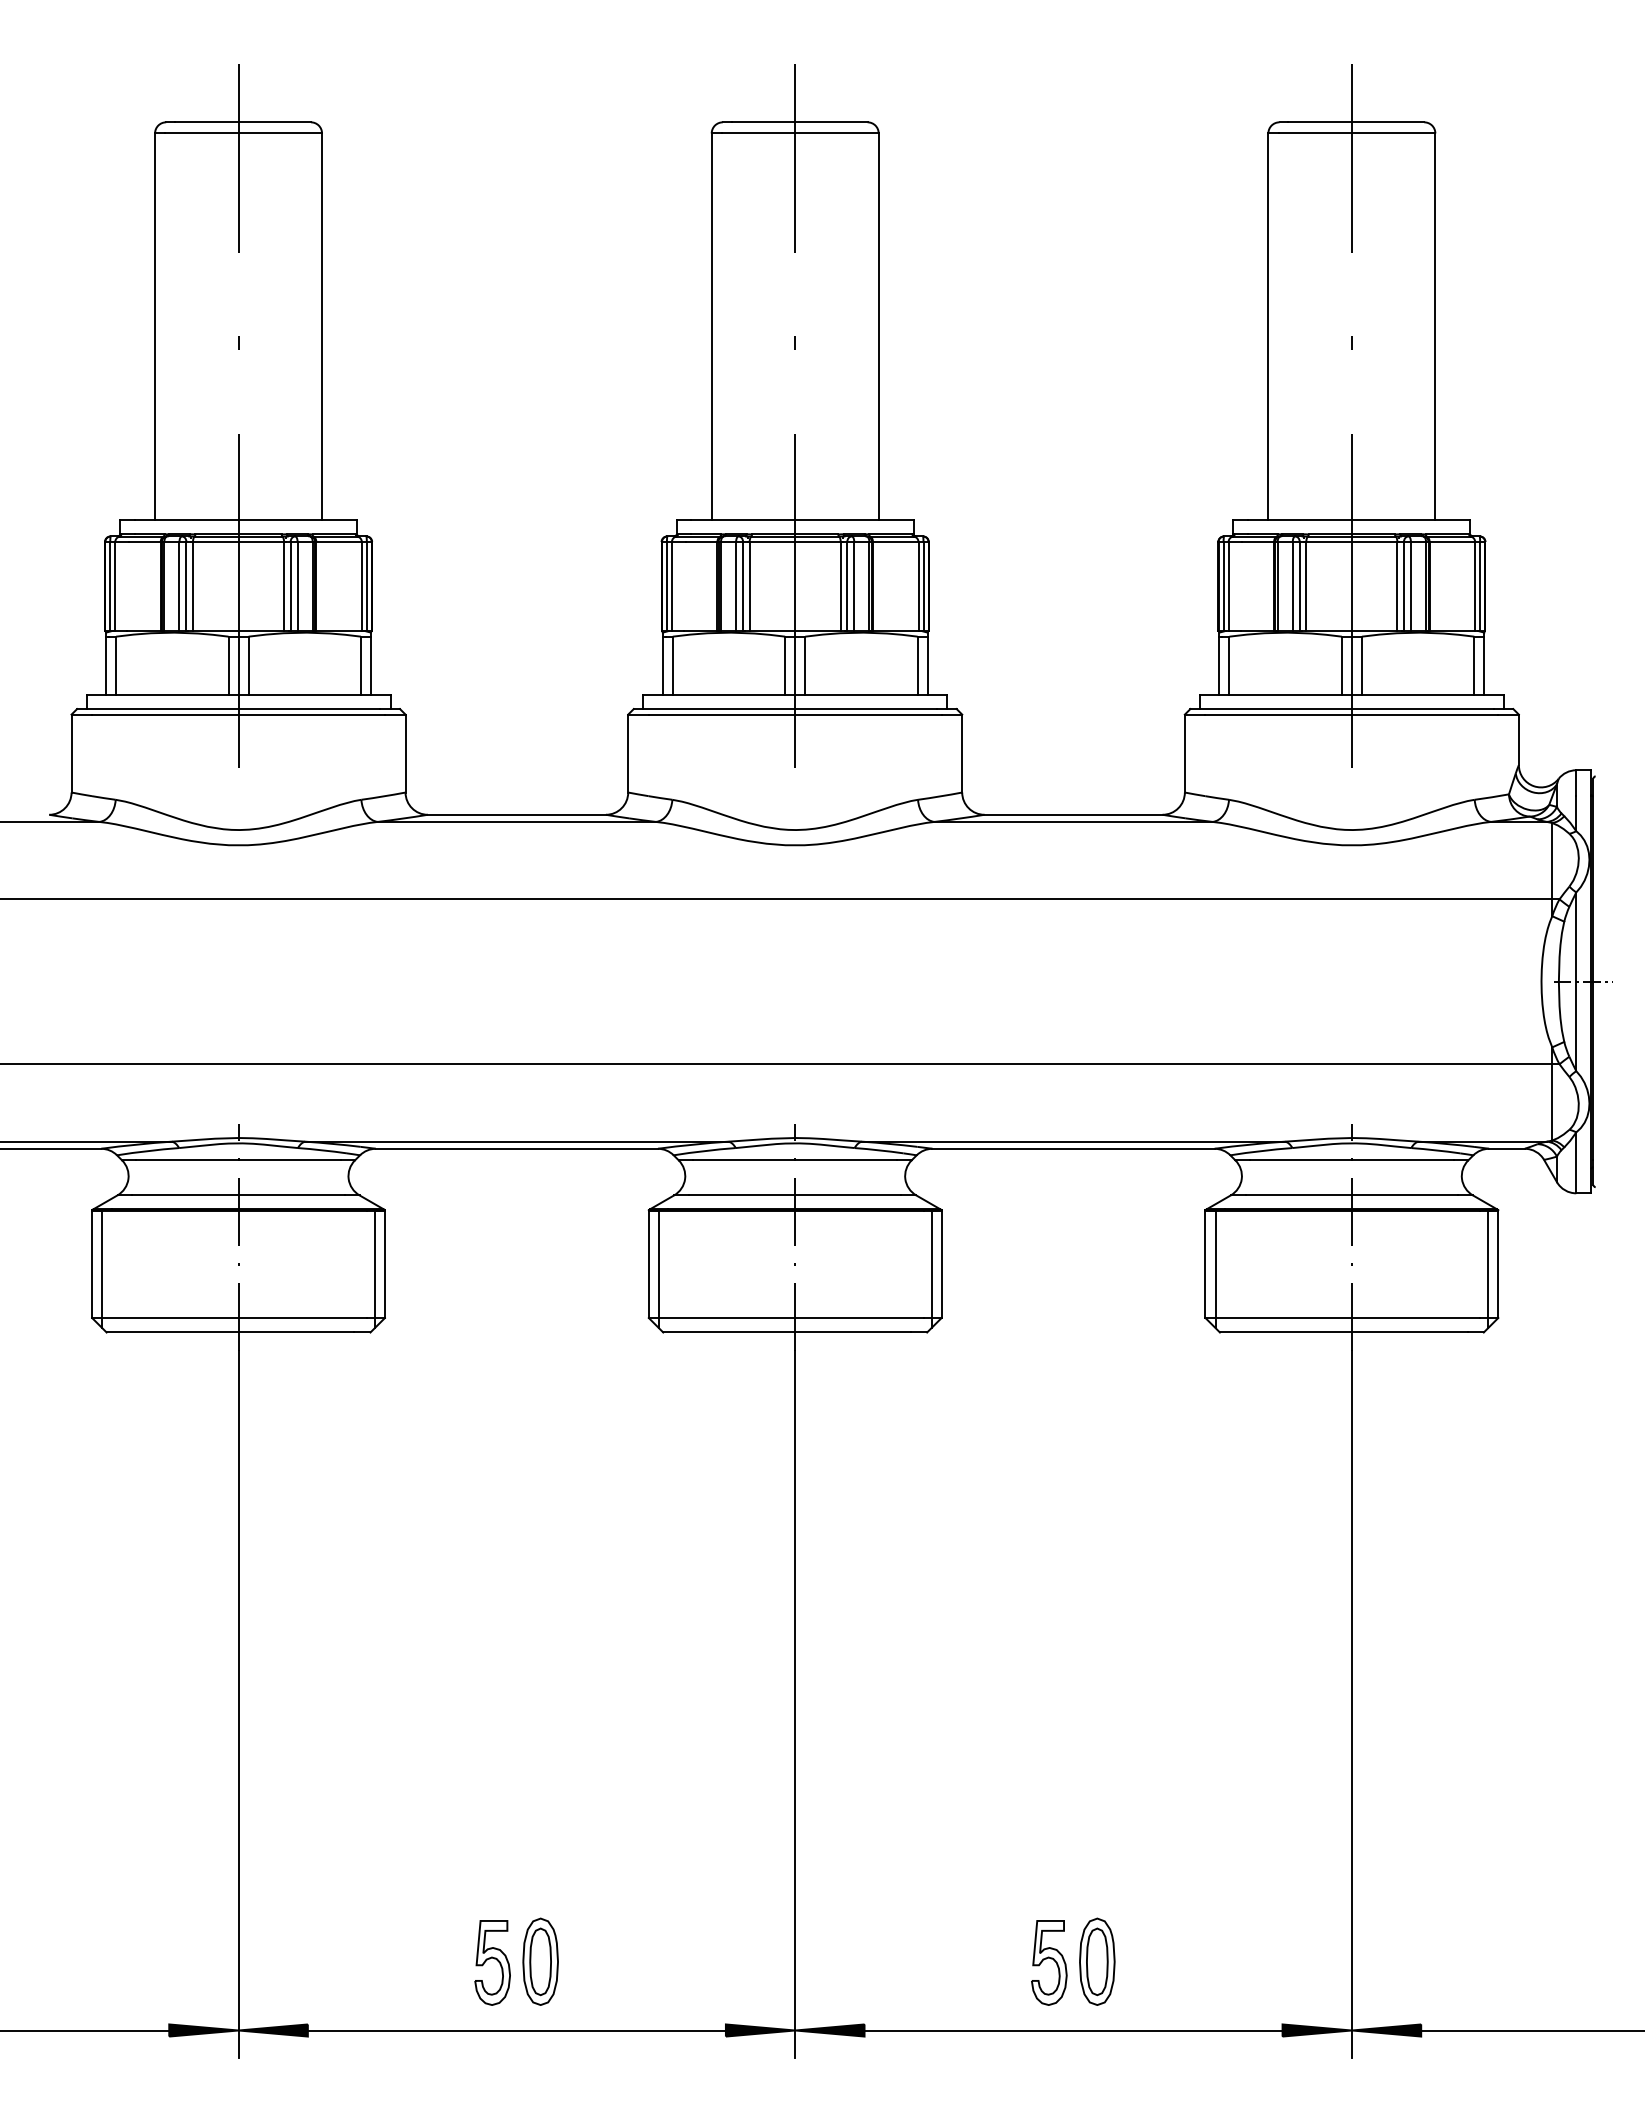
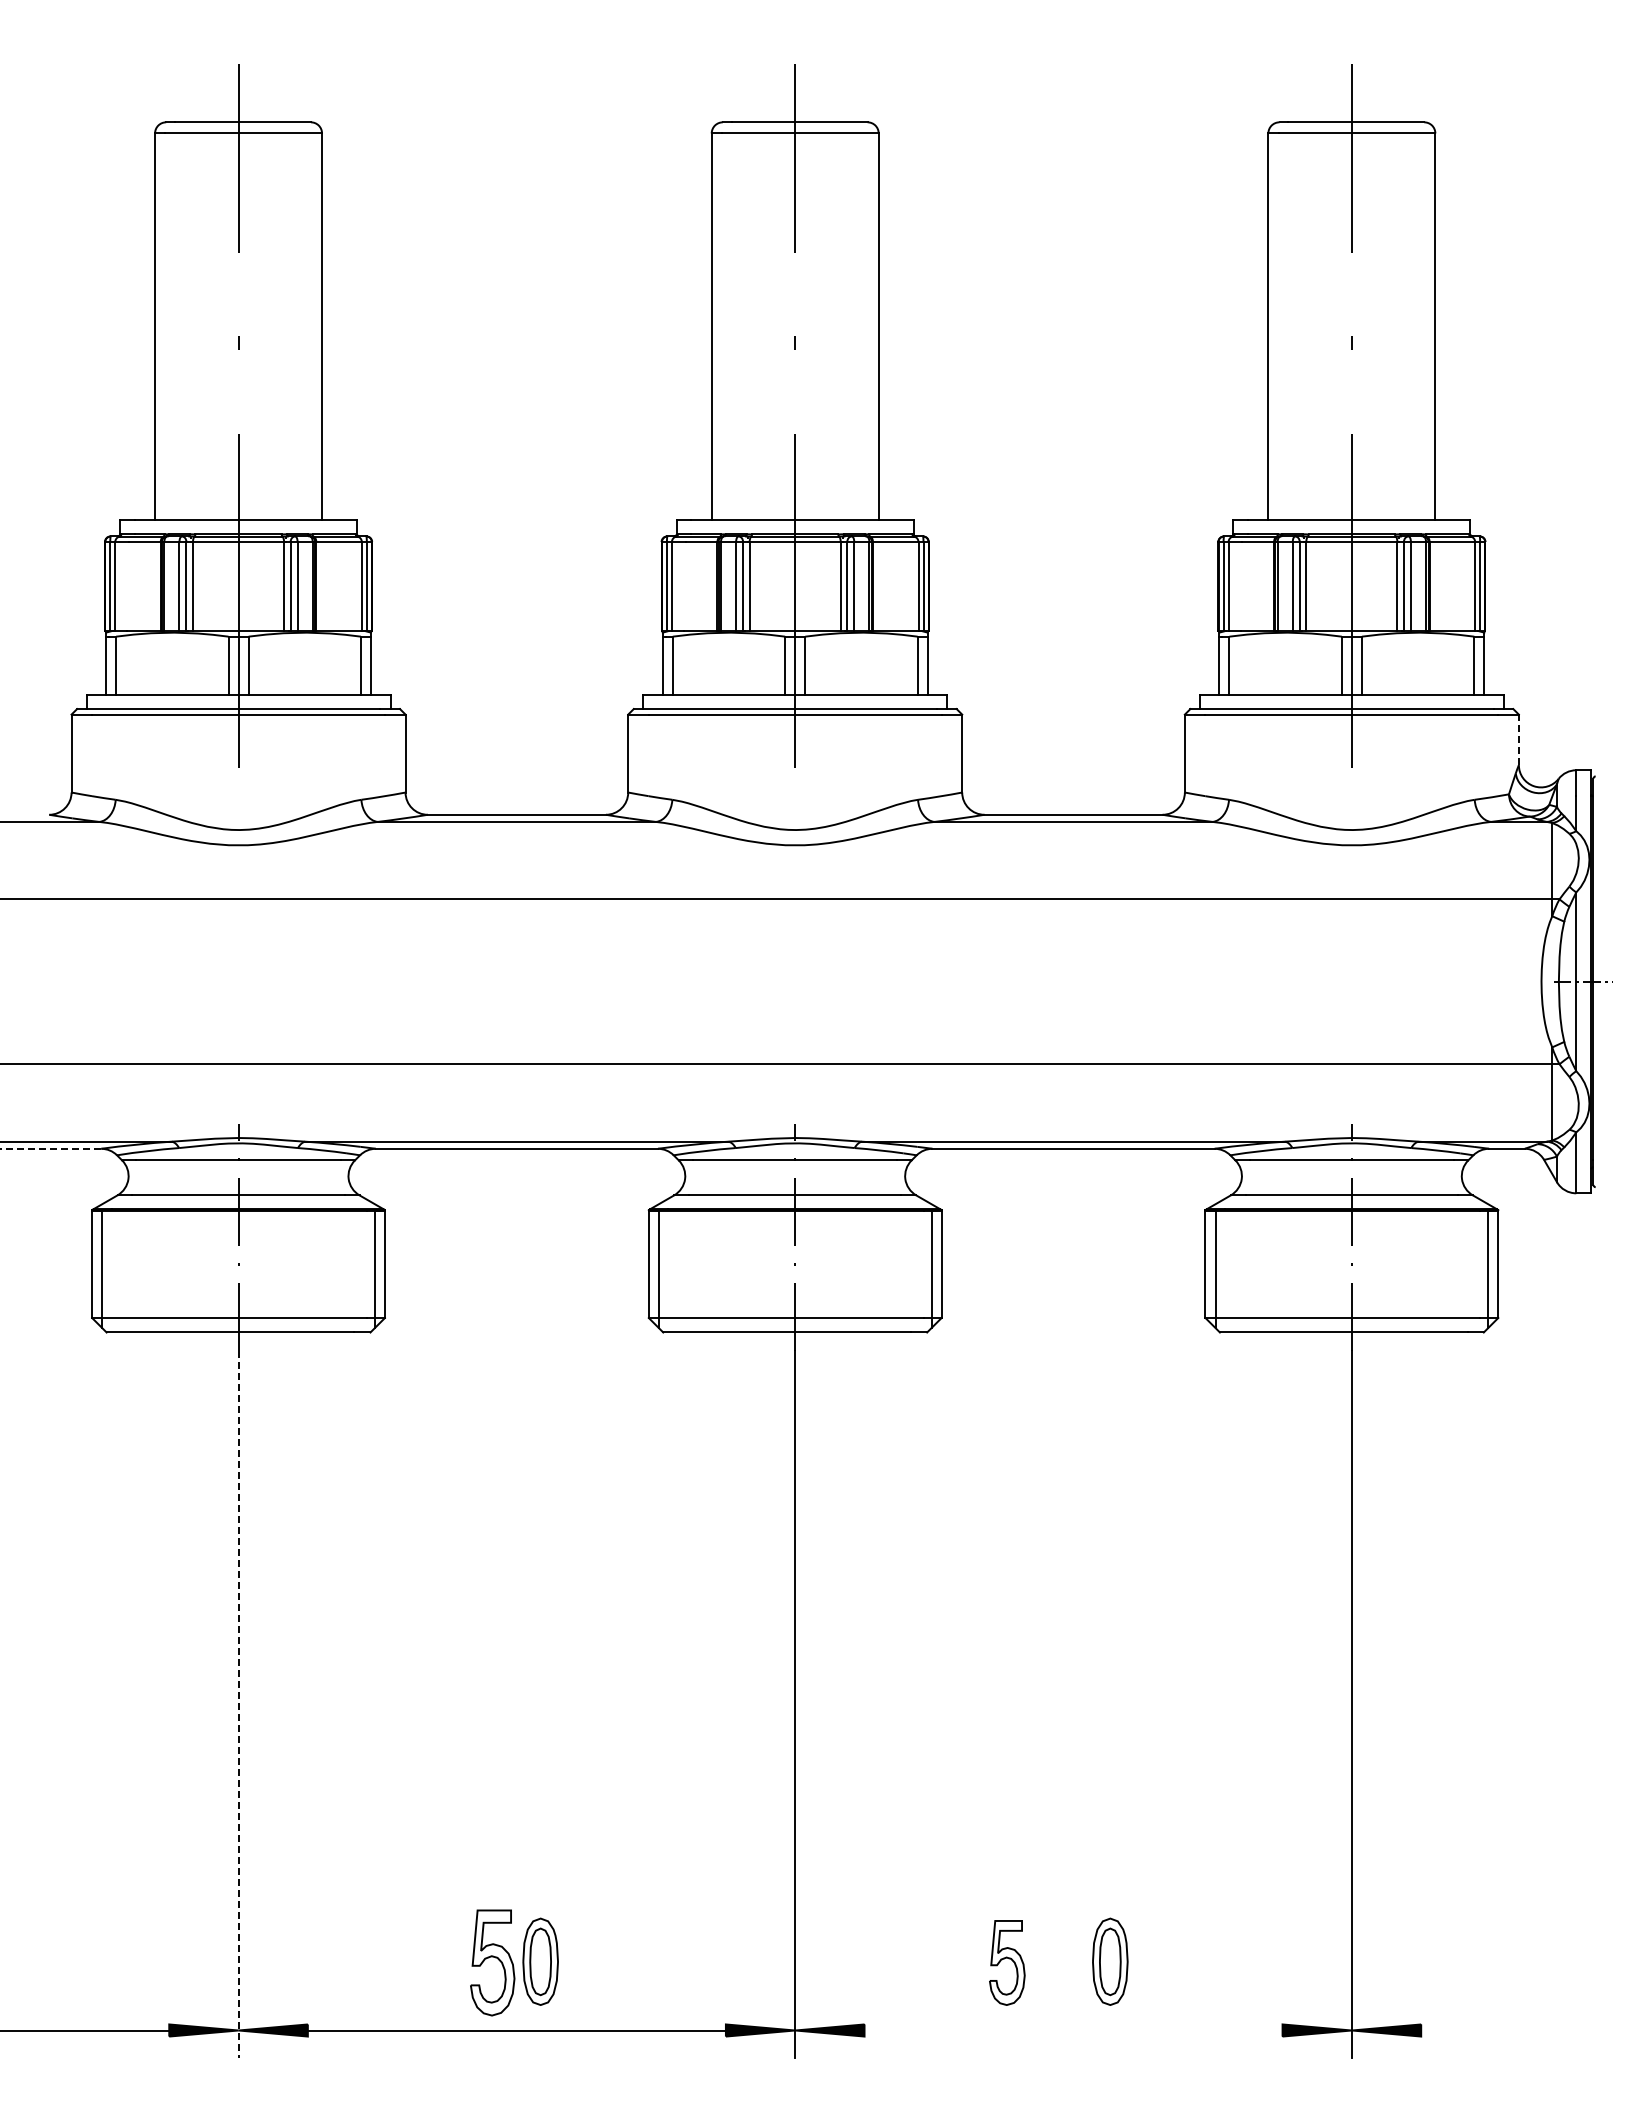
line: solid -> dashed (1518, 739)
line: solid -> dashed (51, 1148)
line: solid -> dashed (238, 1705)
part position: (1097, 1961) -> (1110, 1961) (1110, 1961)
part size: 37x86 px -> 46x108 px (492, 1962)
part position: (1049, 1962) -> (1007, 1962) (1007, 1962)
line: present -> none (1073, 2030)
line: present -> none (1531, 2030)
